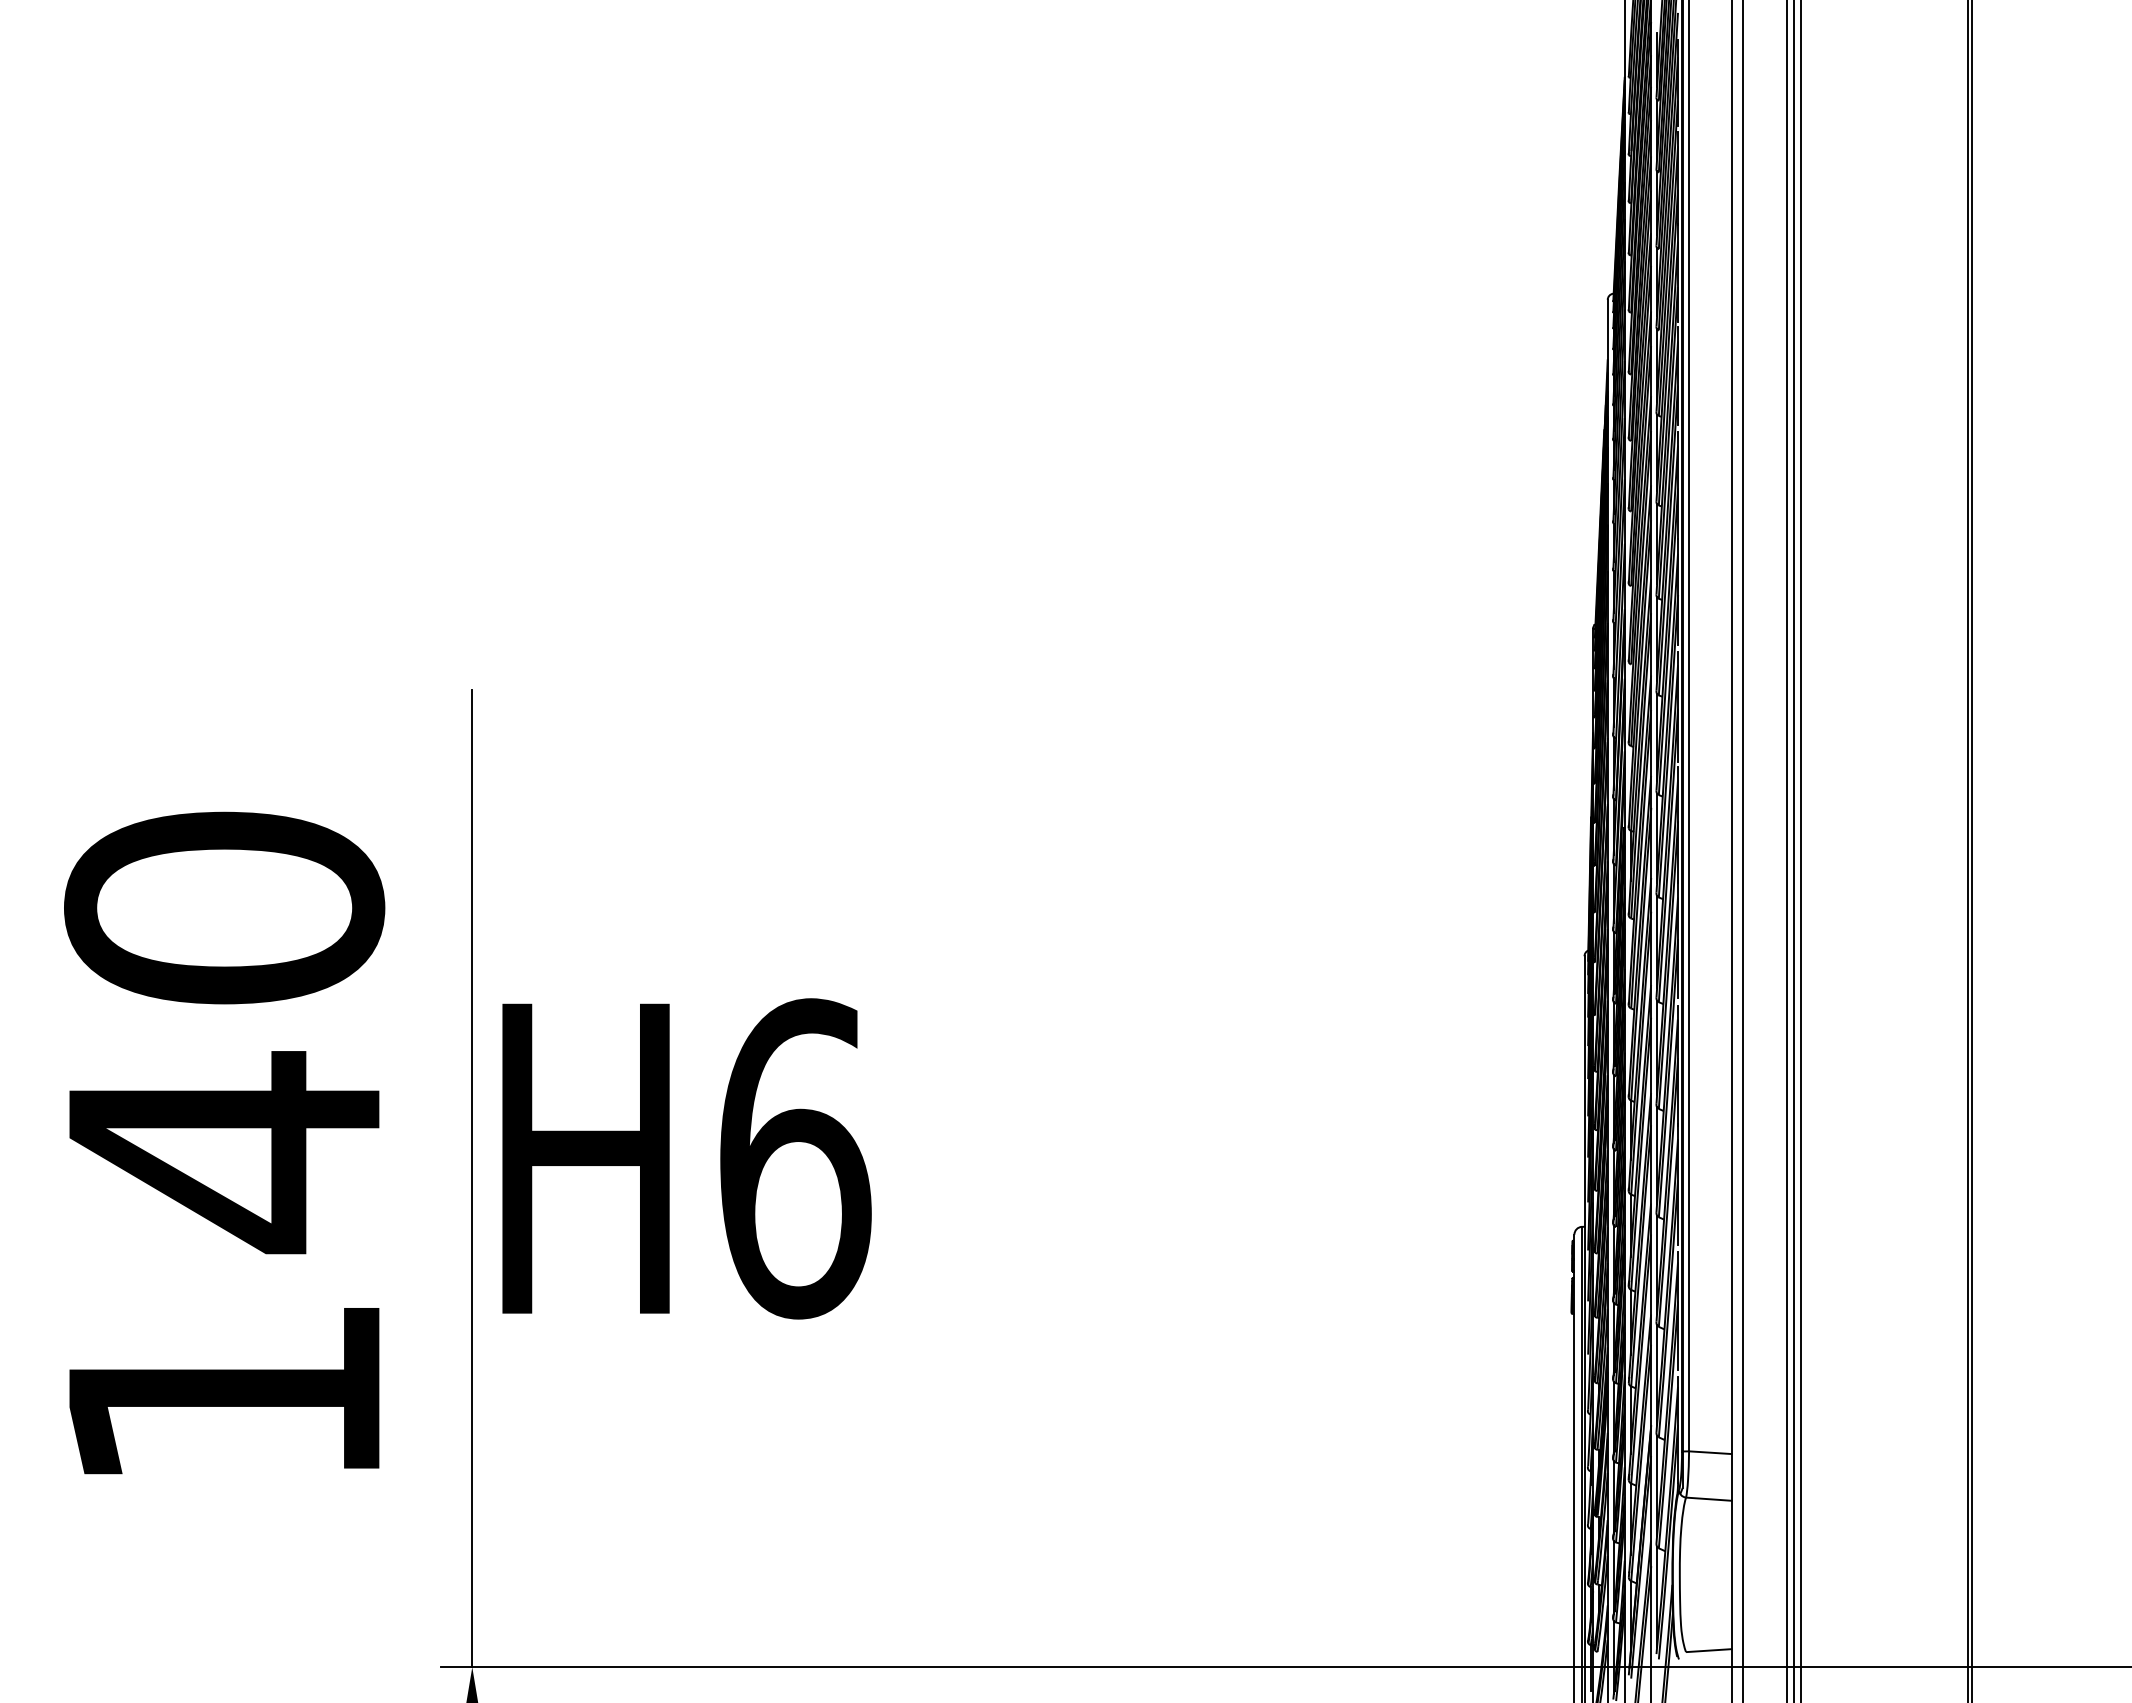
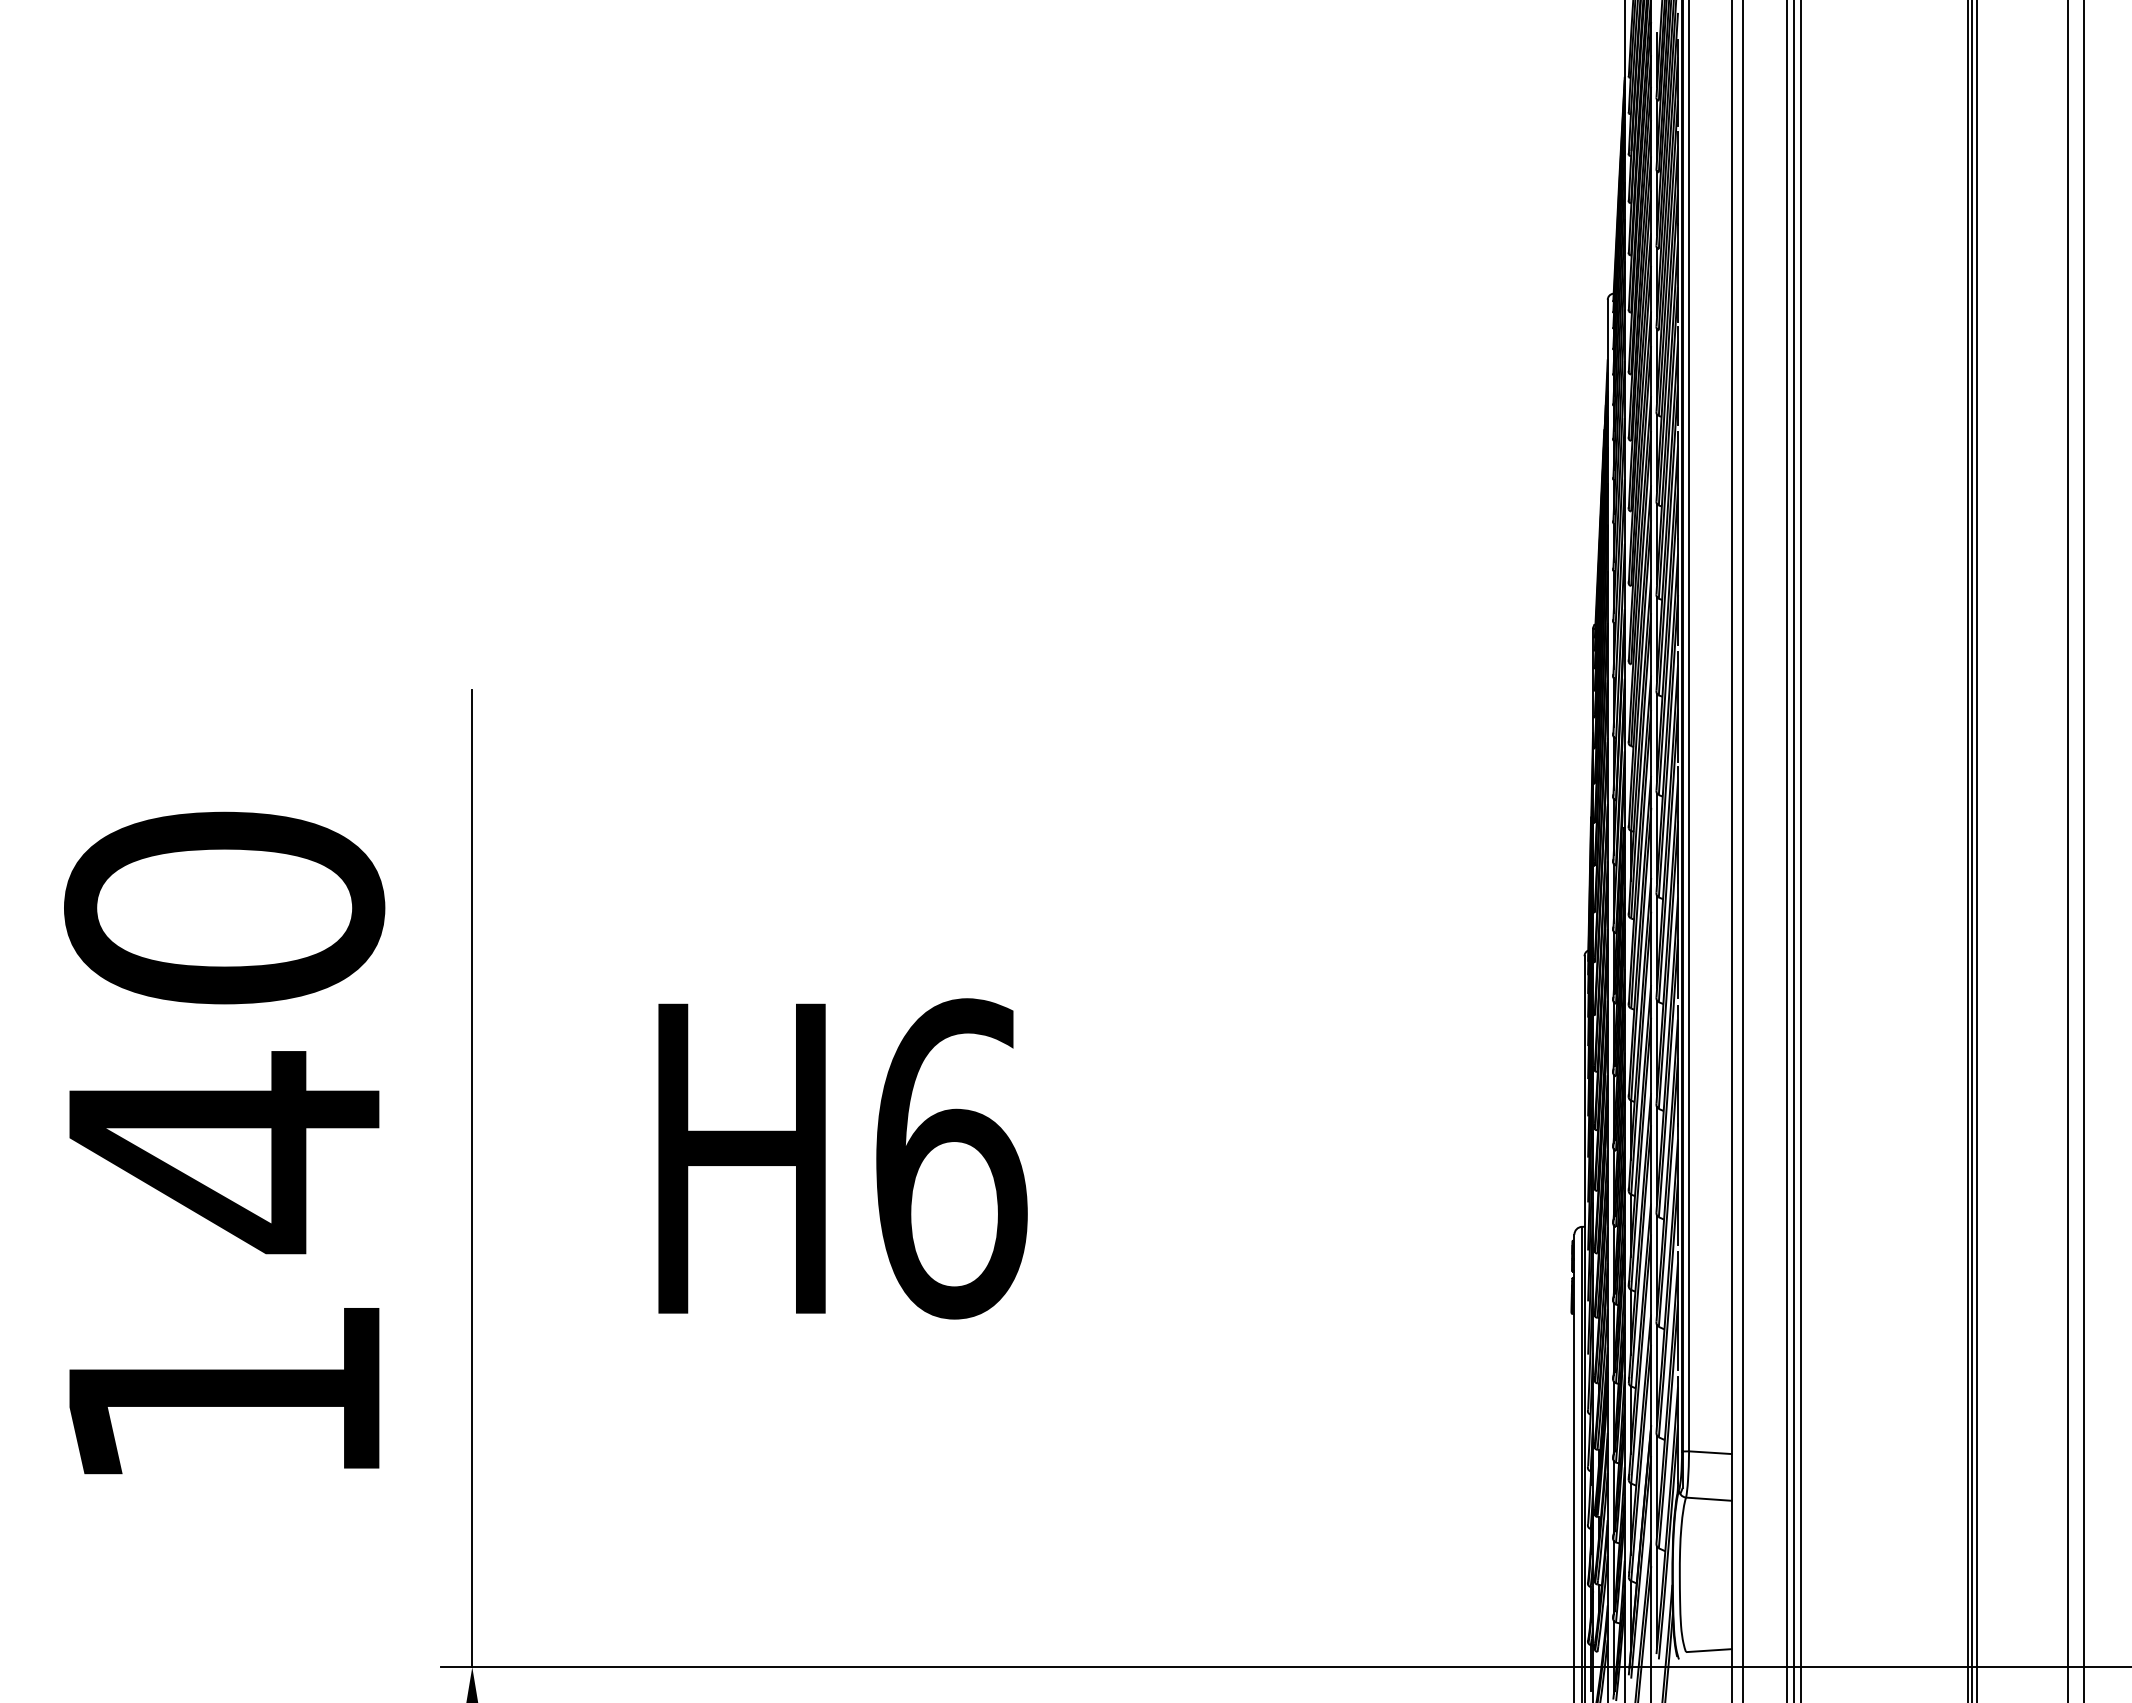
line: none -> present (1976, 850)
line: none -> present (2068, 850)
line: none -> present (2083, 850)
text position: (686, 1158) -> (842, 1158) (842, 1158)
